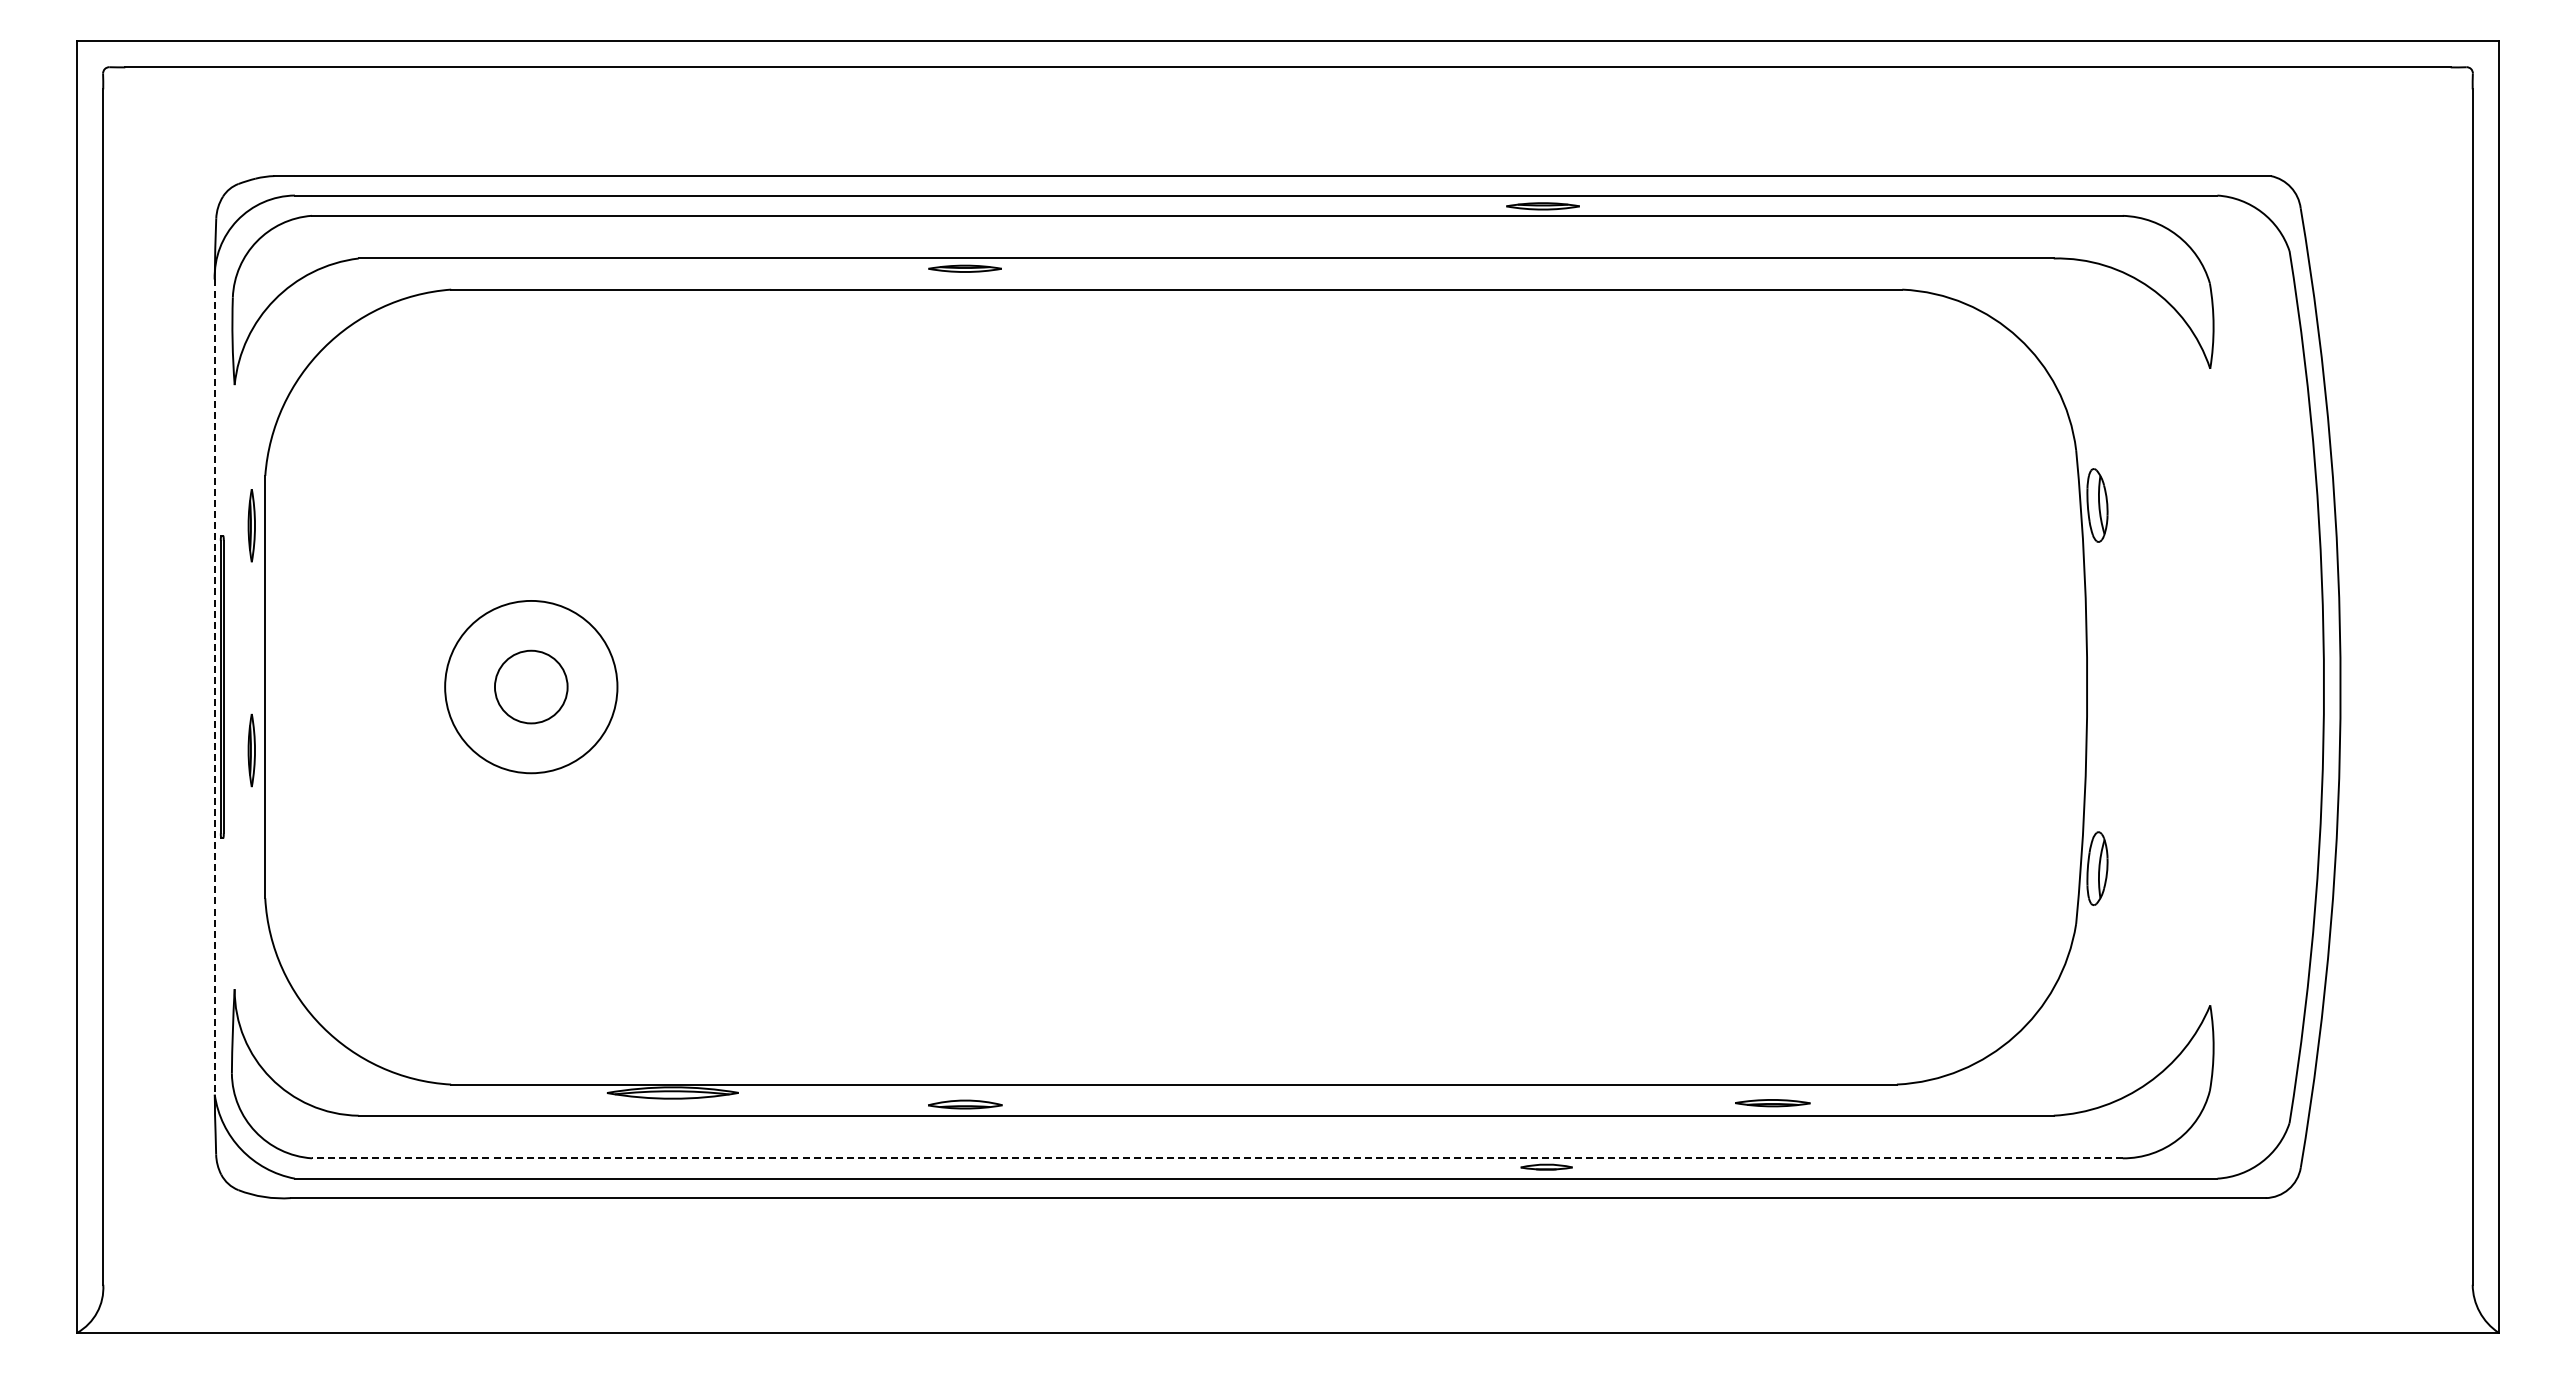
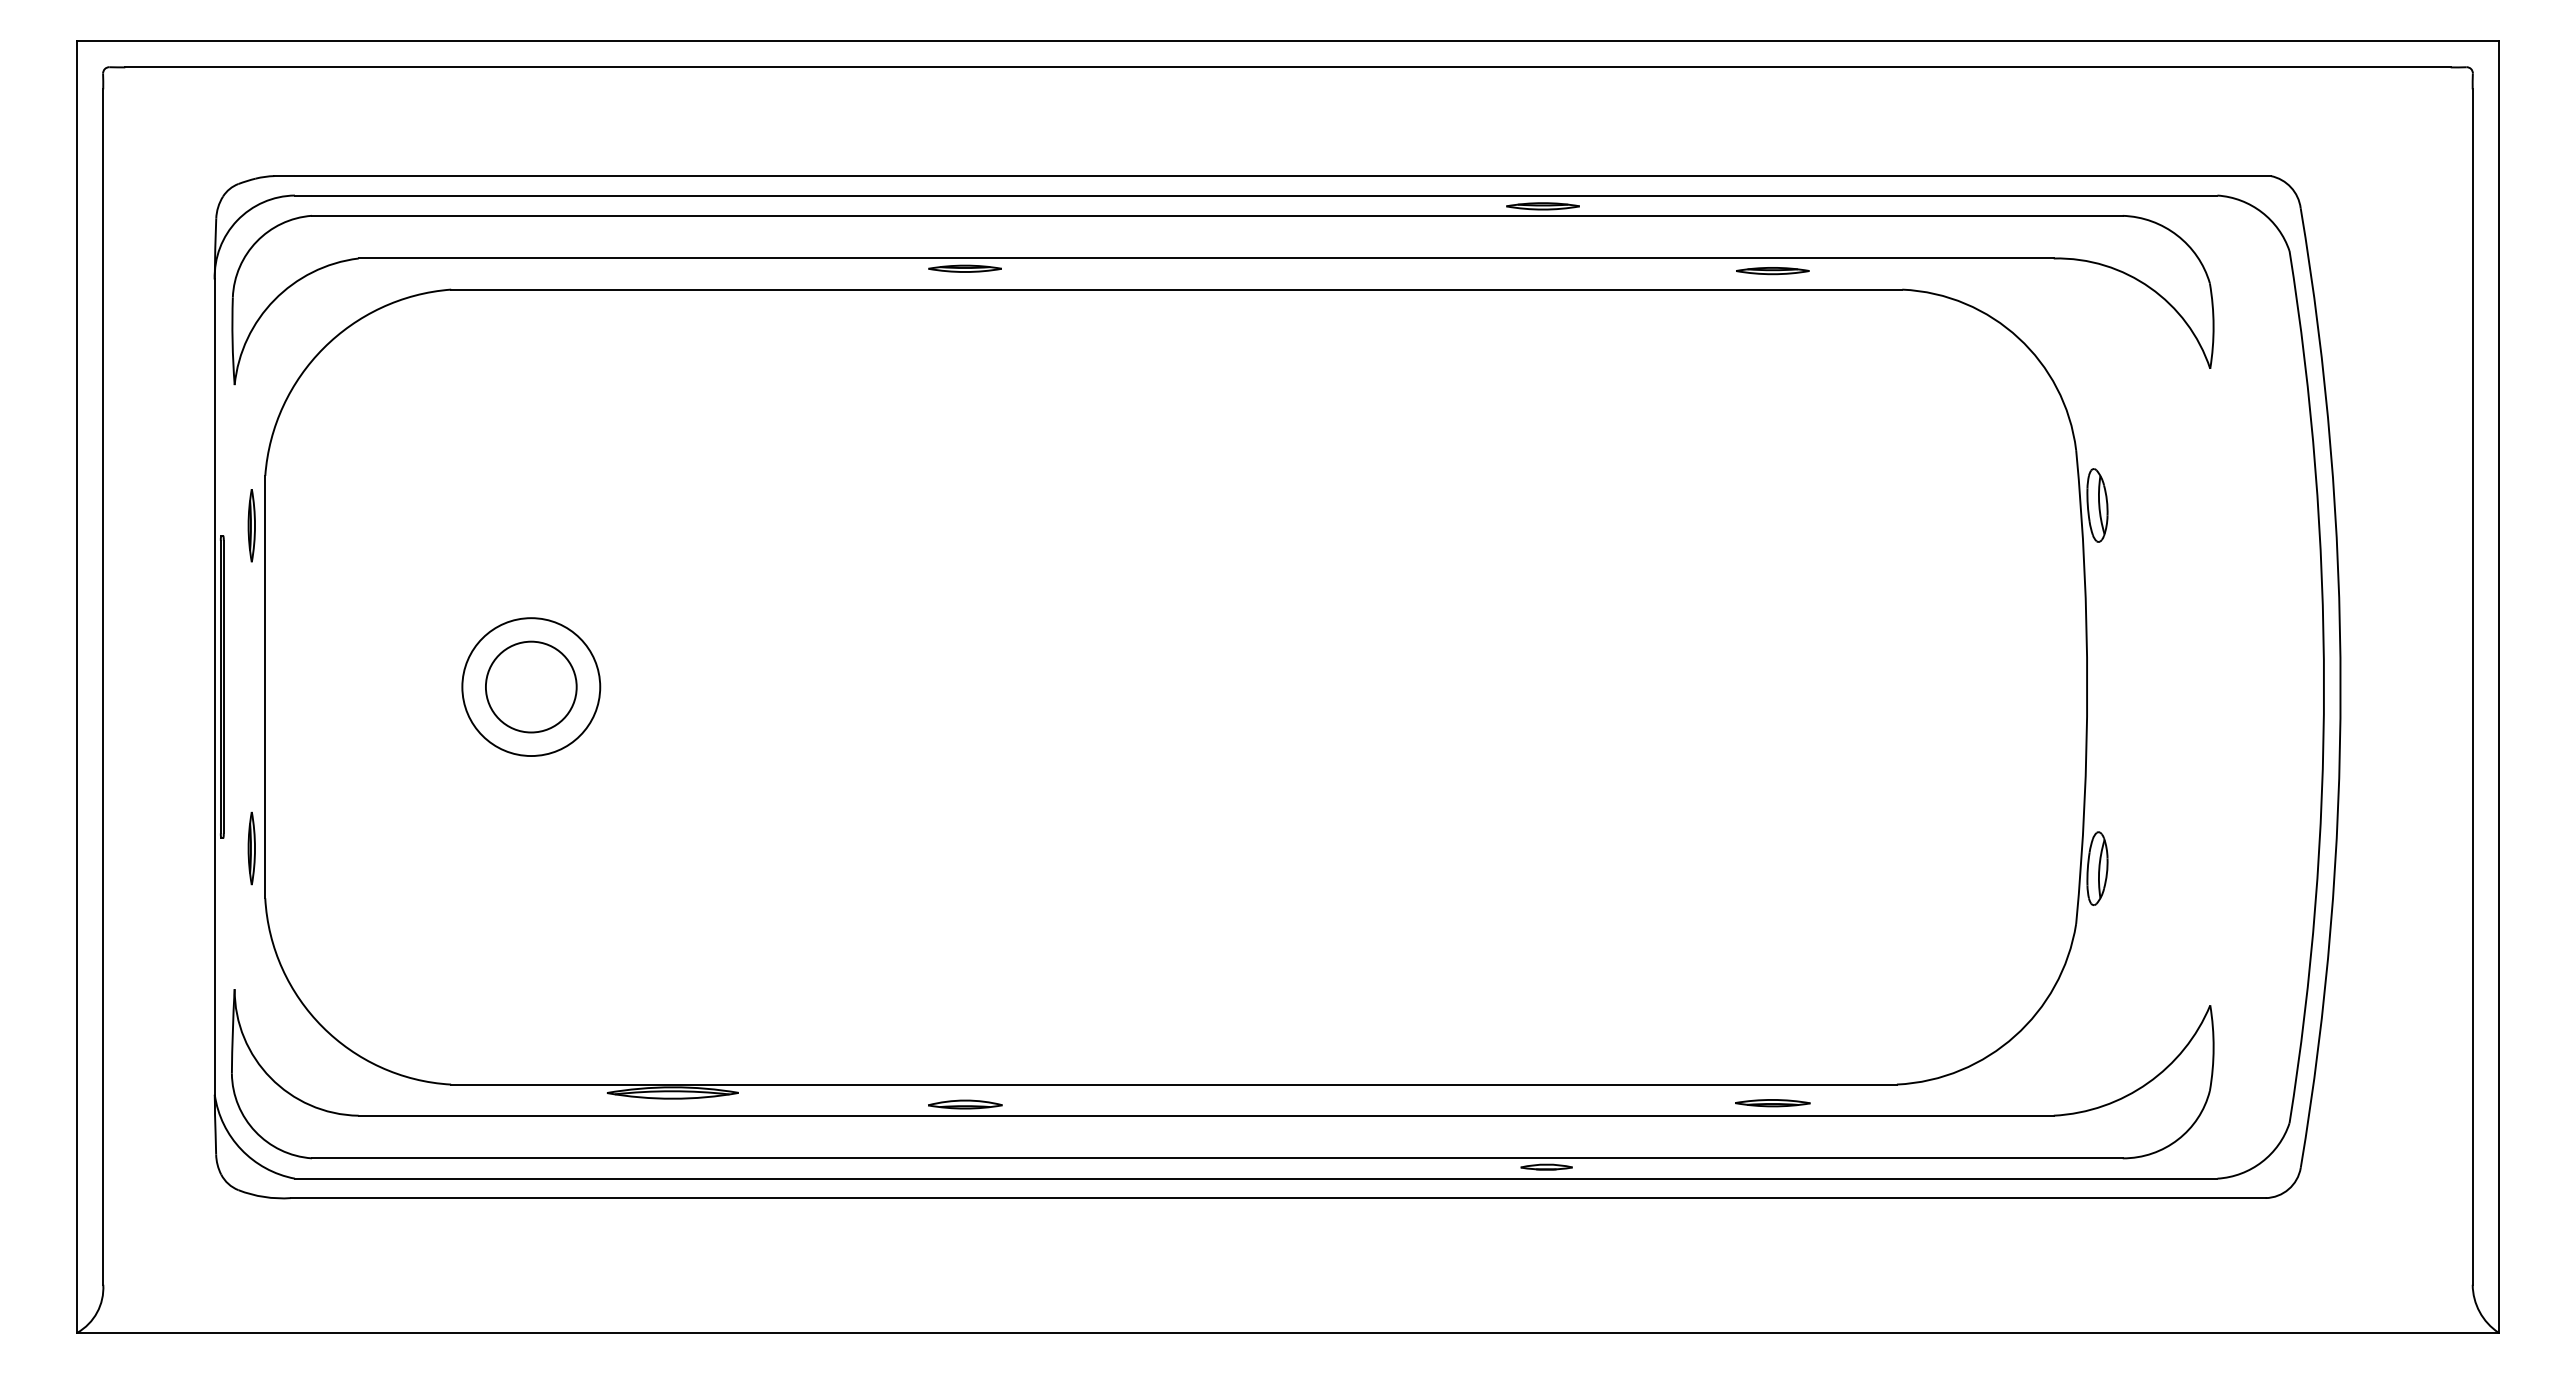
part: none -> present (1772, 271)
circle diameter: 73 px -> 91 px (530, 686)
circle diameter: 172 px -> 138 px (531, 687)
line: dashed -> solid (214, 687)
part position: (251, 750) -> (251, 848) (251, 848)
line: dashed -> solid (1216, 1158)
